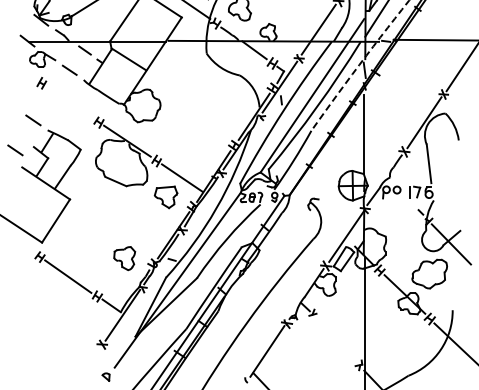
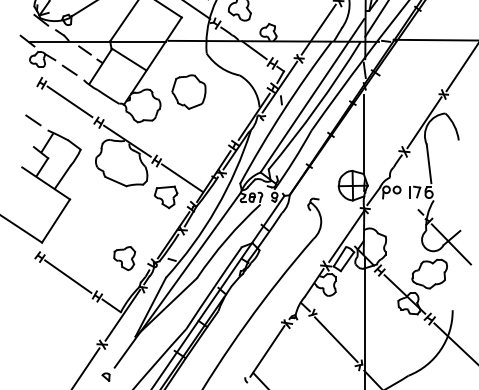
arc: dashed -> solid (359, 64)
part: none -> present (188, 91)
line: none -> present (69, 101)
line: present -> none (15, 150)
line: none -> present (335, 339)
line: none -> present (86, 367)
